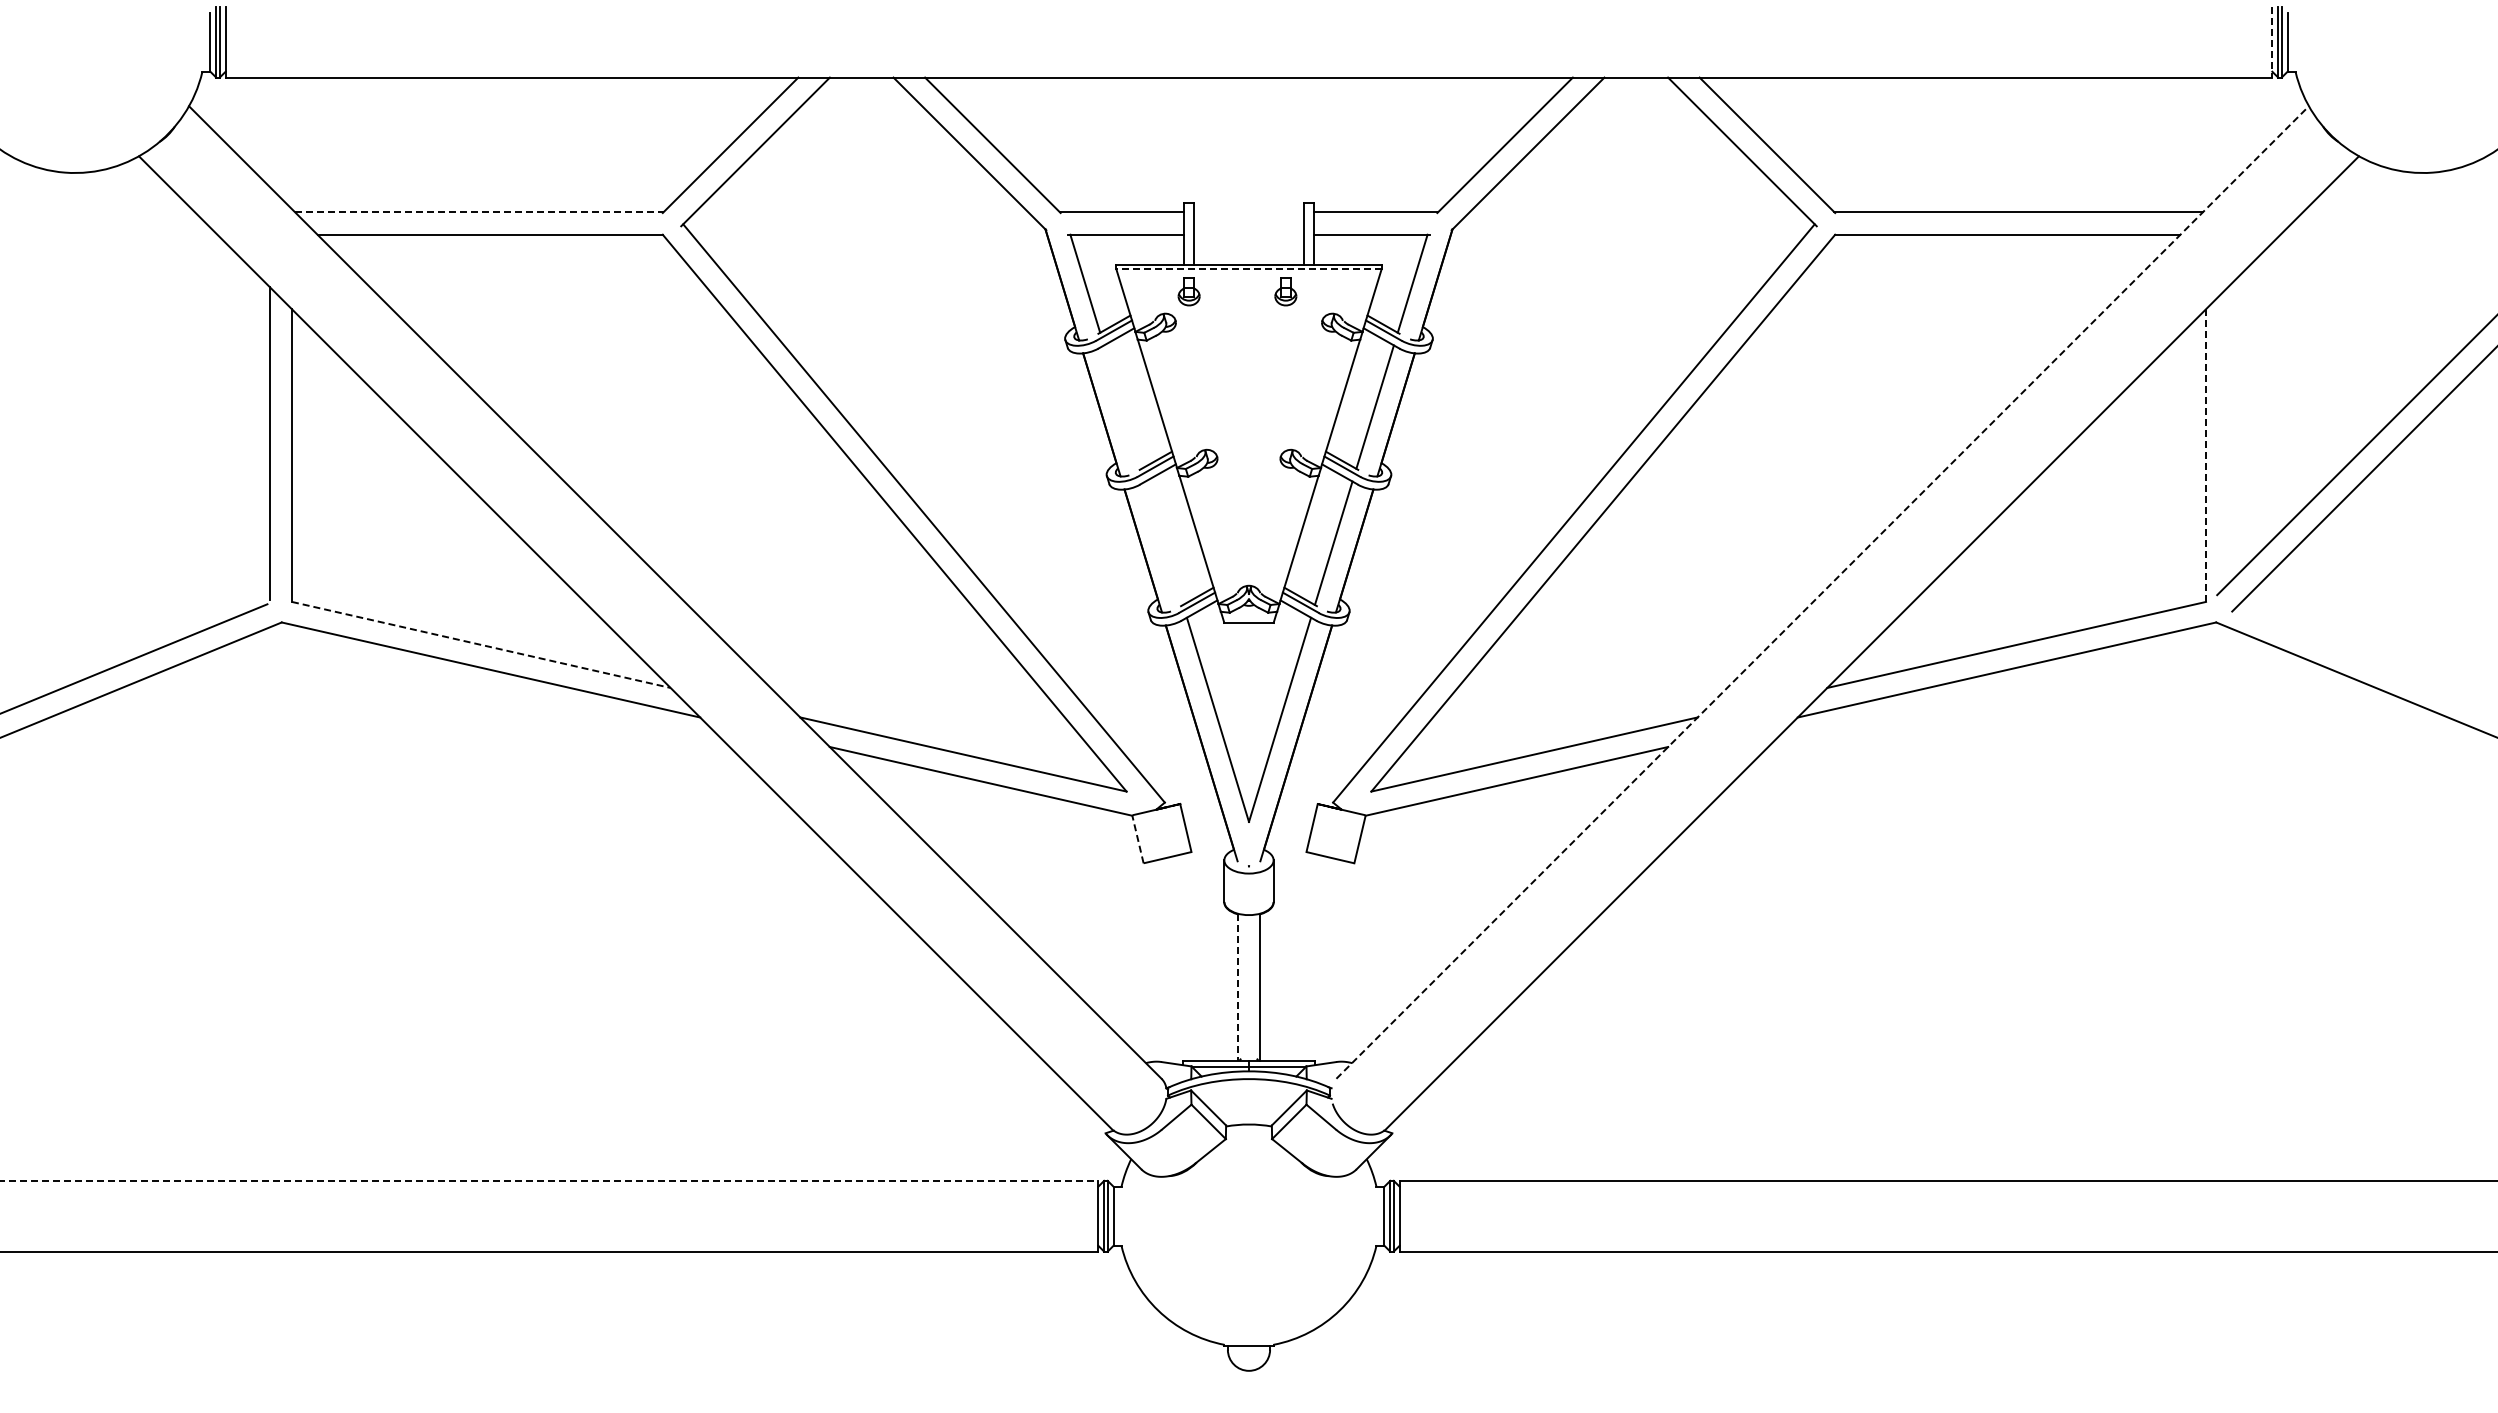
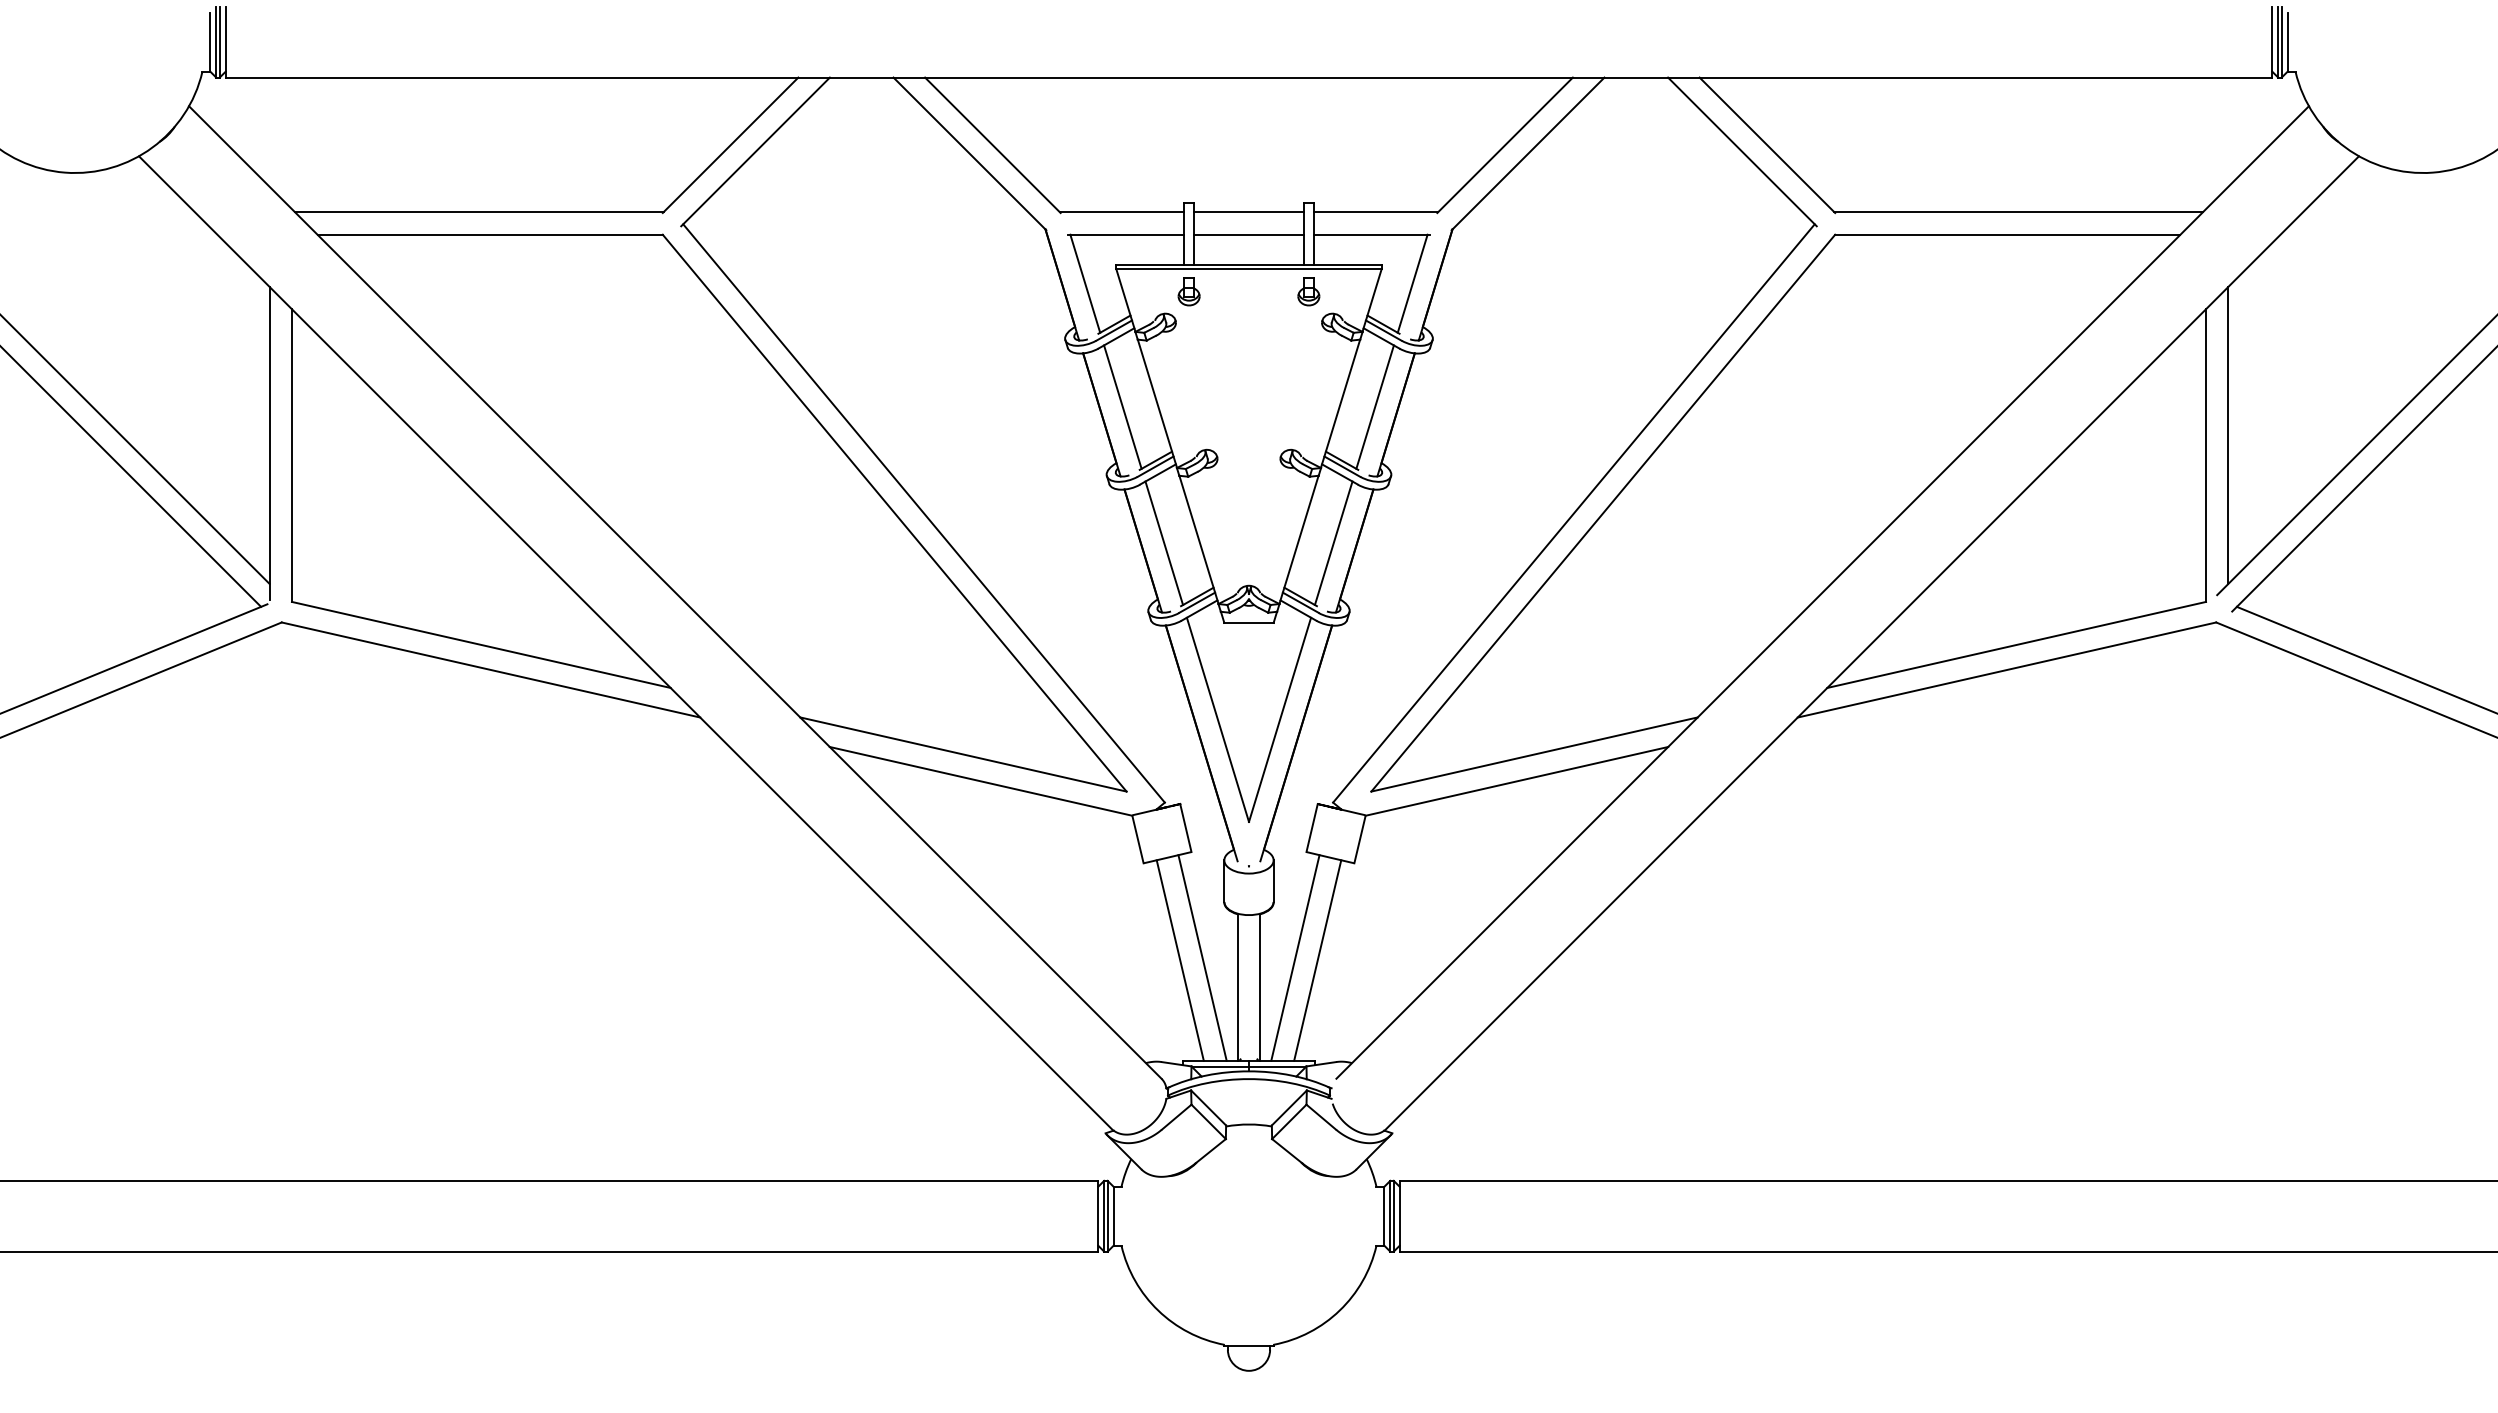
line: dashed -> solid (2272, 42)
line: dashed -> solid (479, 212)
line: none -> present (1248, 212)
line: none -> present (1248, 234)
line: dashed -> solid (1249, 269)
part position: (1285, 291) -> (1308, 291) (1308, 291)
line: none -> present (1122, 406)
line: none -> present (2228, 434)
line: none -> present (135, 449)
line: dashed -> solid (2206, 455)
line: none -> present (131, 477)
line: none -> present (1164, 542)
line: dashed -> solid (1822, 592)
line: dashed -> solid (481, 645)
line: none -> present (2365, 659)
line: dashed -> solid (1137, 839)
line: none -> present (1202, 957)
line: none -> present (1295, 957)
line: none -> present (1179, 960)
line: none -> present (1317, 960)
line: dashed -> solid (1237, 987)
line: dashed -> solid (549, 1180)
